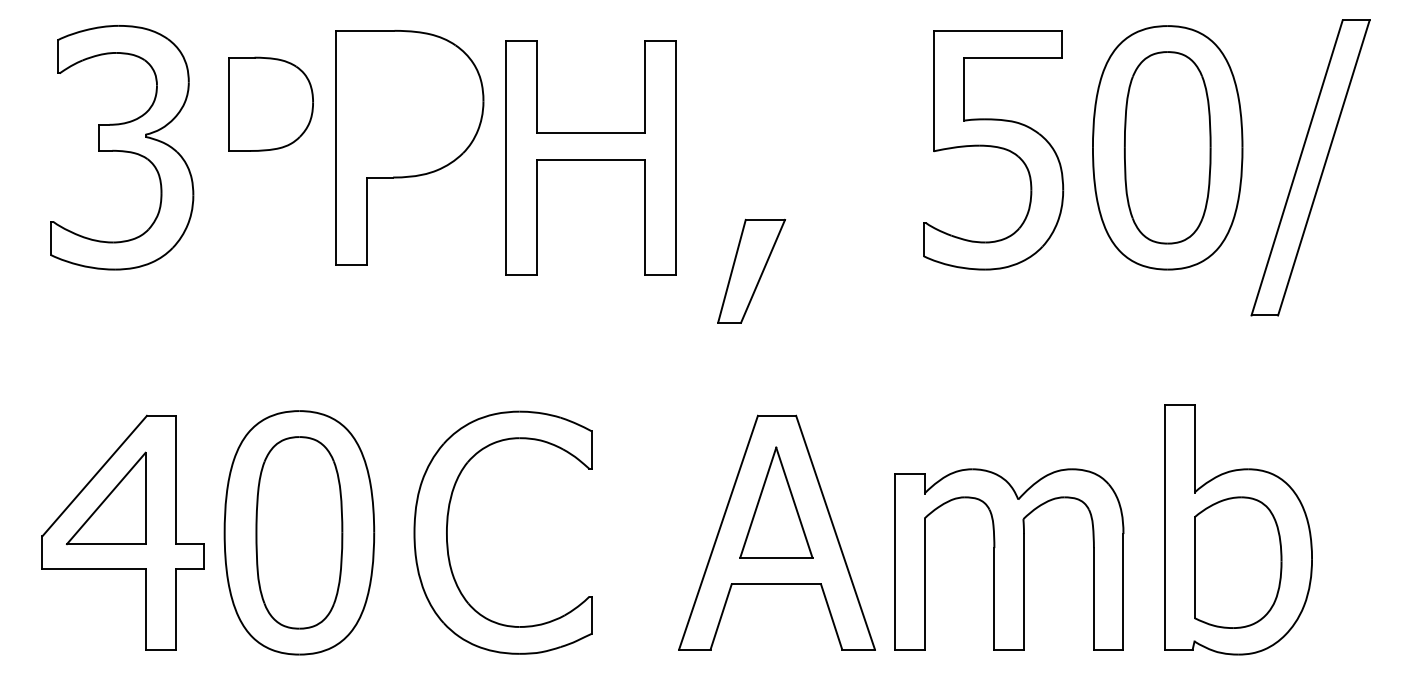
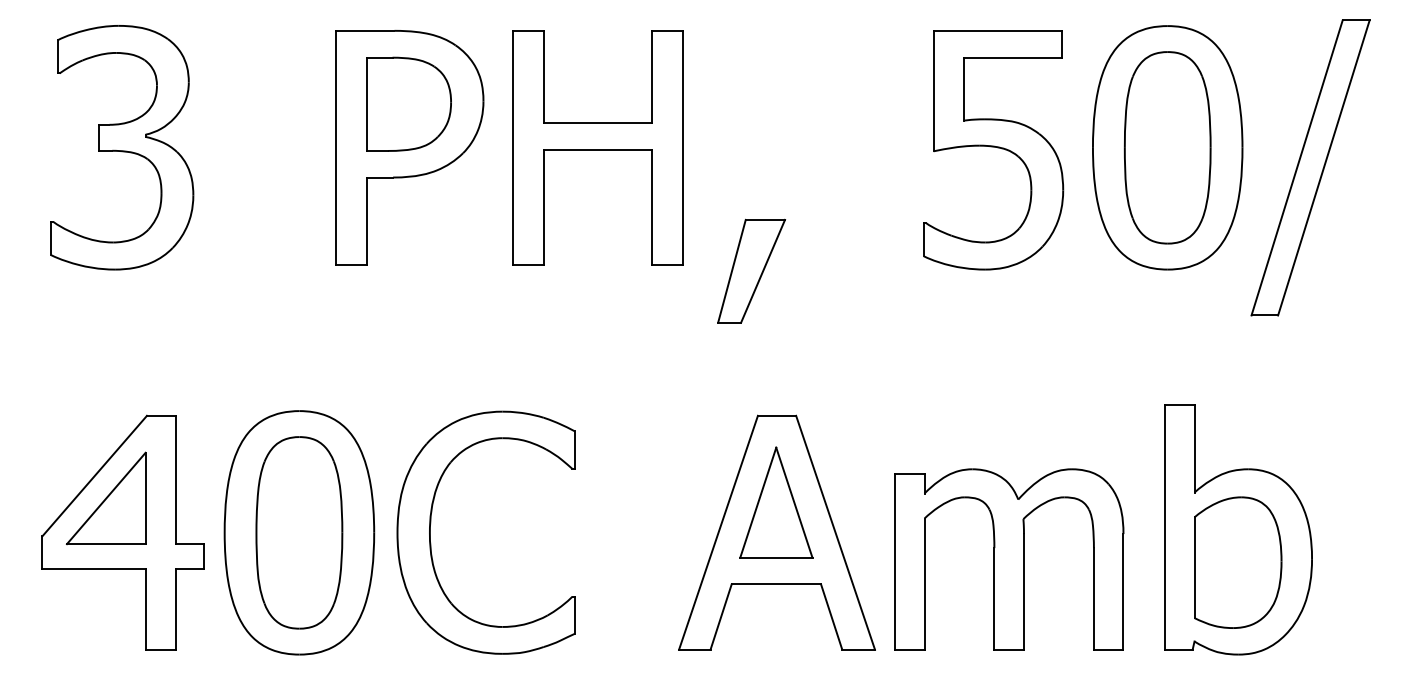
part position: (270, 103) -> (408, 103) (408, 103)
part position: (590, 157) -> (597, 147) (597, 147)
part position: (448, 523) -> (431, 523) (431, 523)
